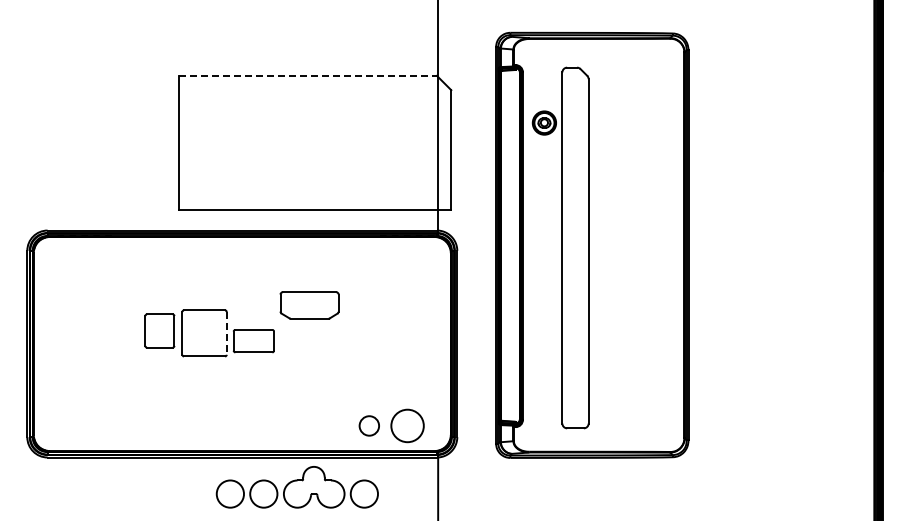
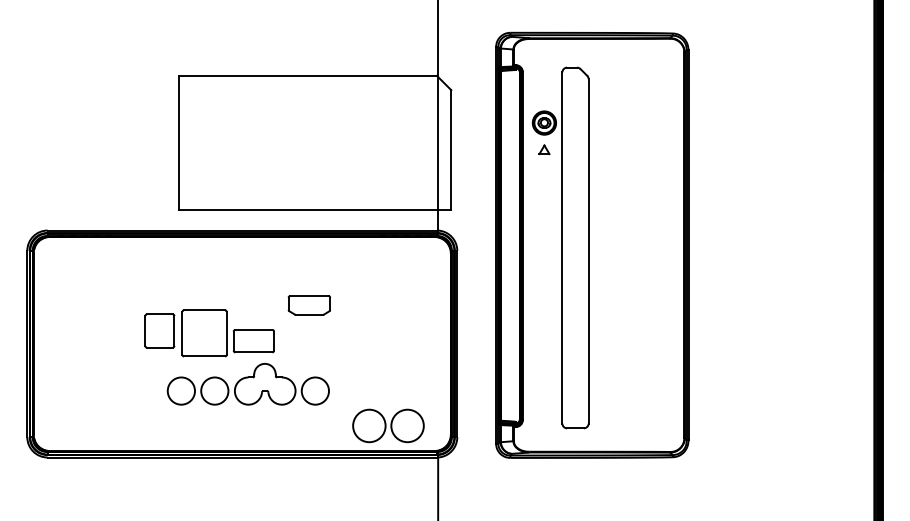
line: dashed -> solid (307, 75)
part: none -> present (544, 149)
part size: 61x29 px -> 44x21 px (308, 305)
line: dashed -> solid (226, 333)
circle diameter: 19 px -> 32 px (369, 425)
part position: (296, 487) -> (247, 384) (247, 384)
